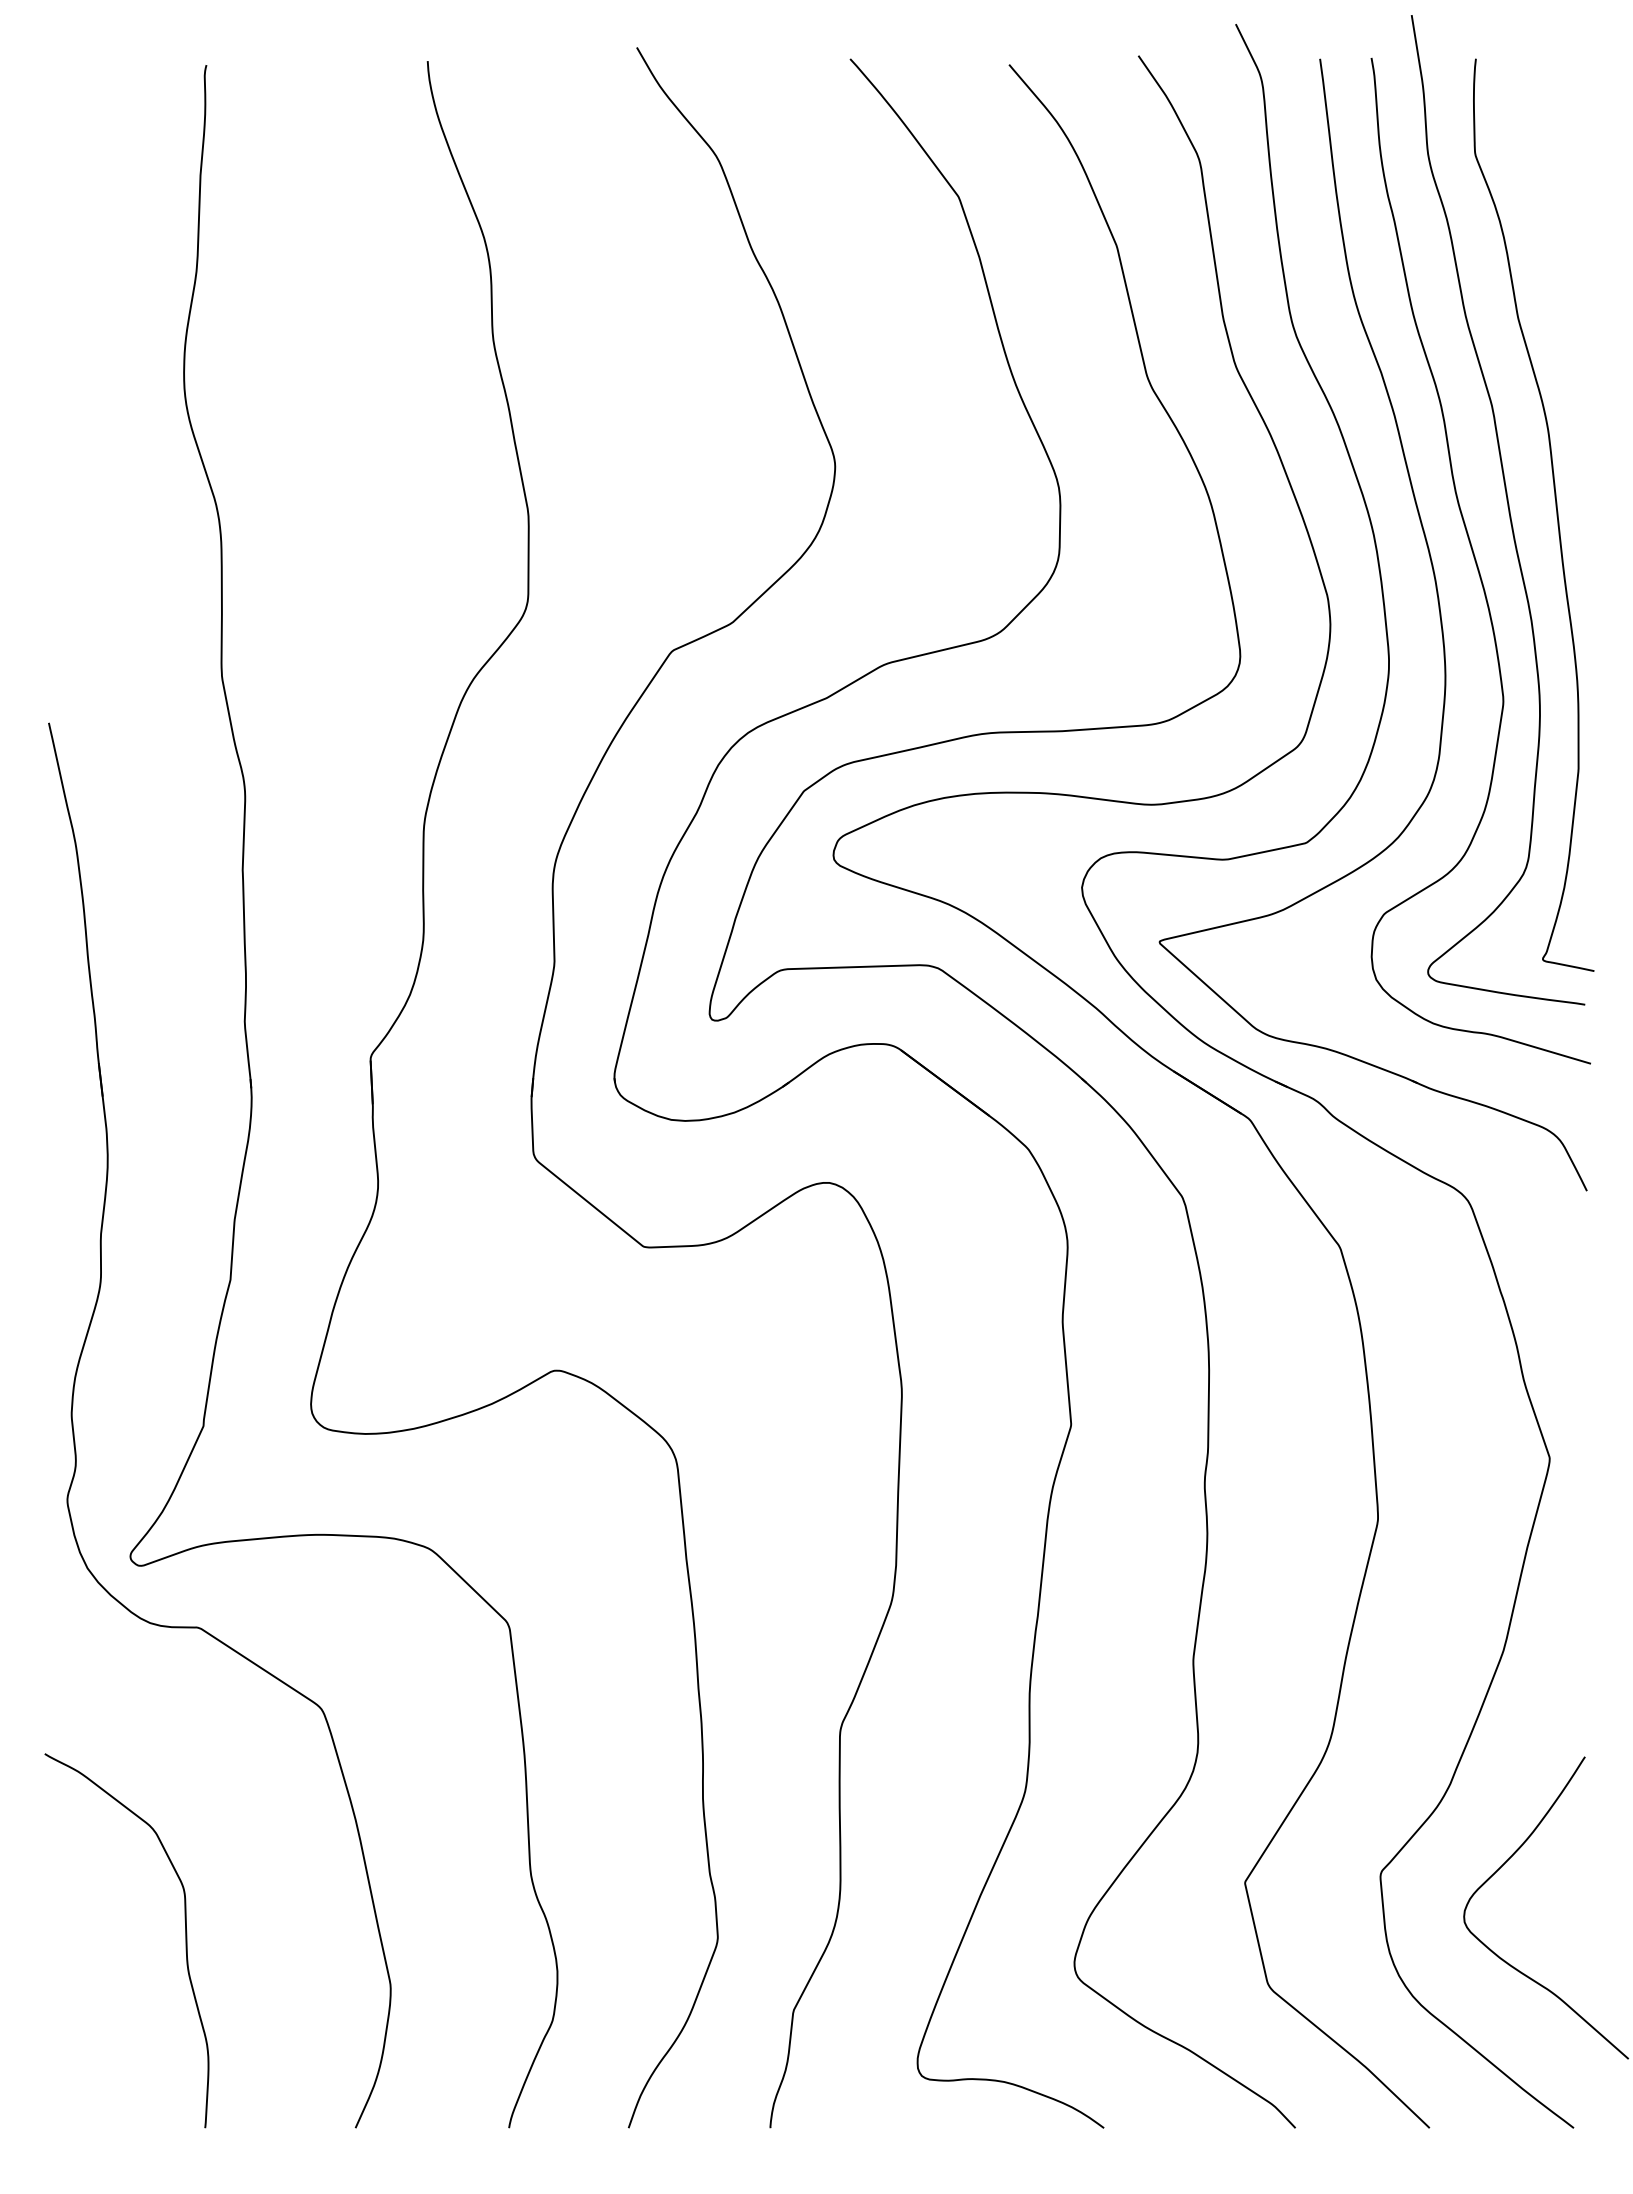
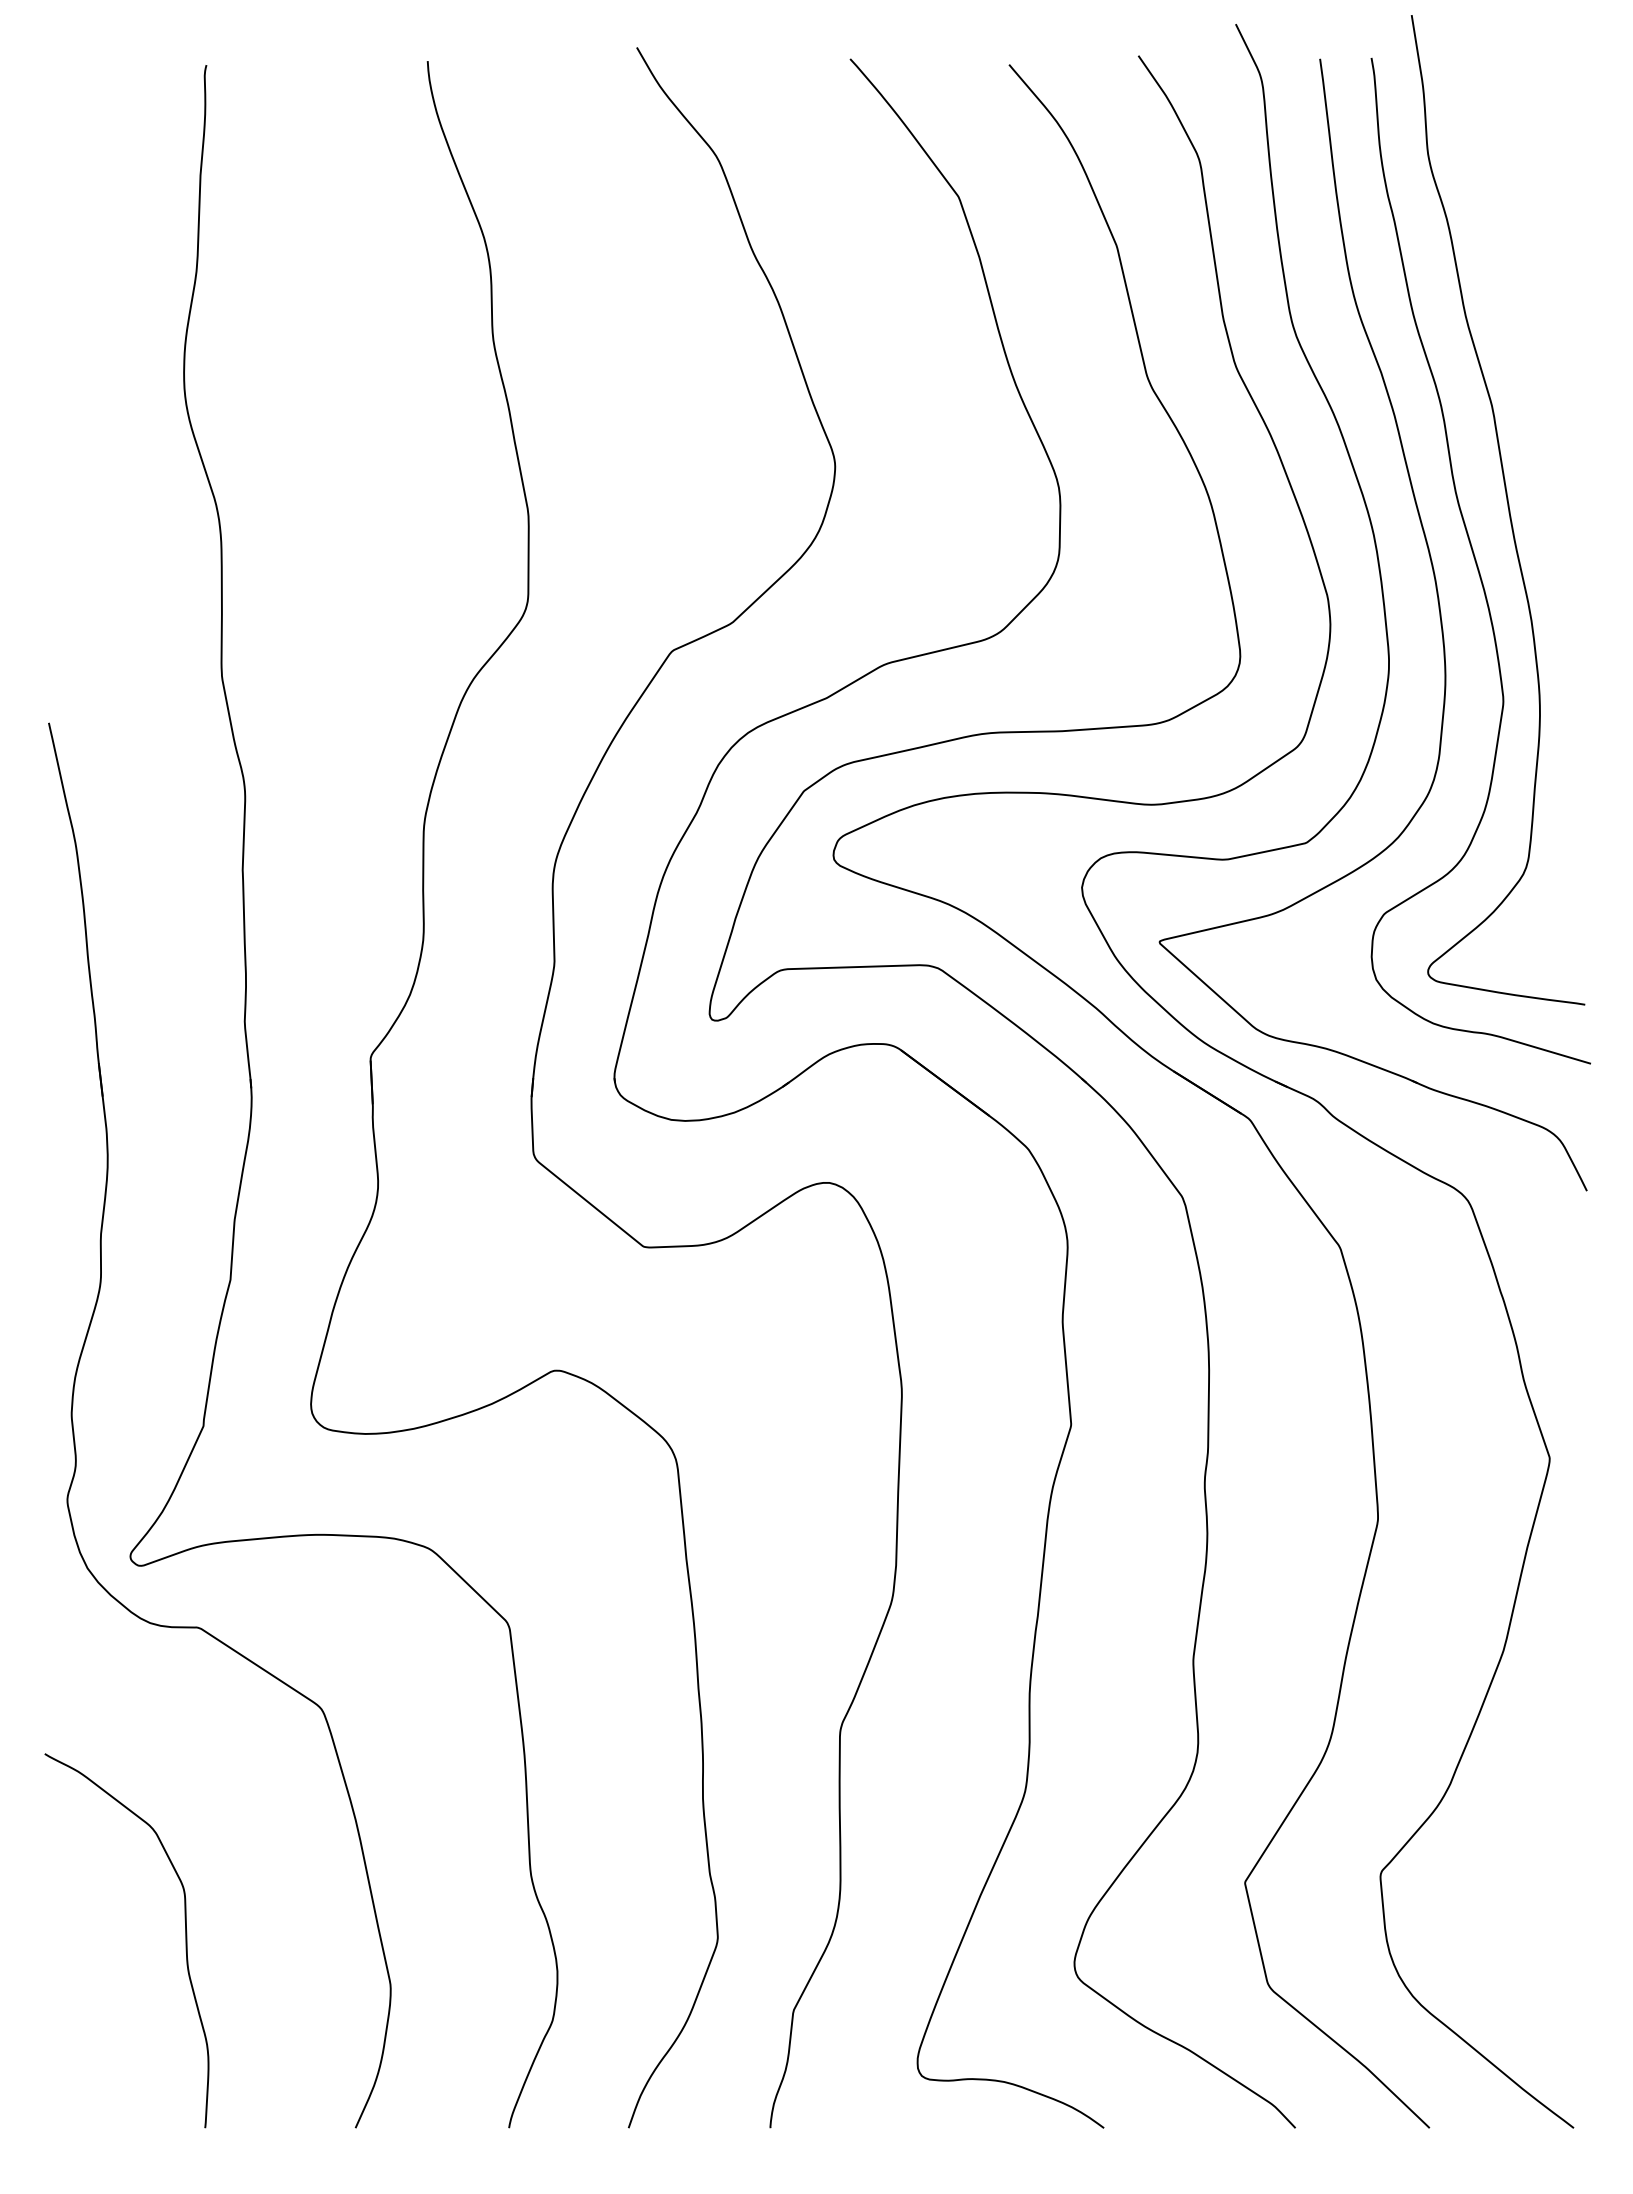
curve: present -> none (1556, 514)
curve: present -> none (1503, 1865)
